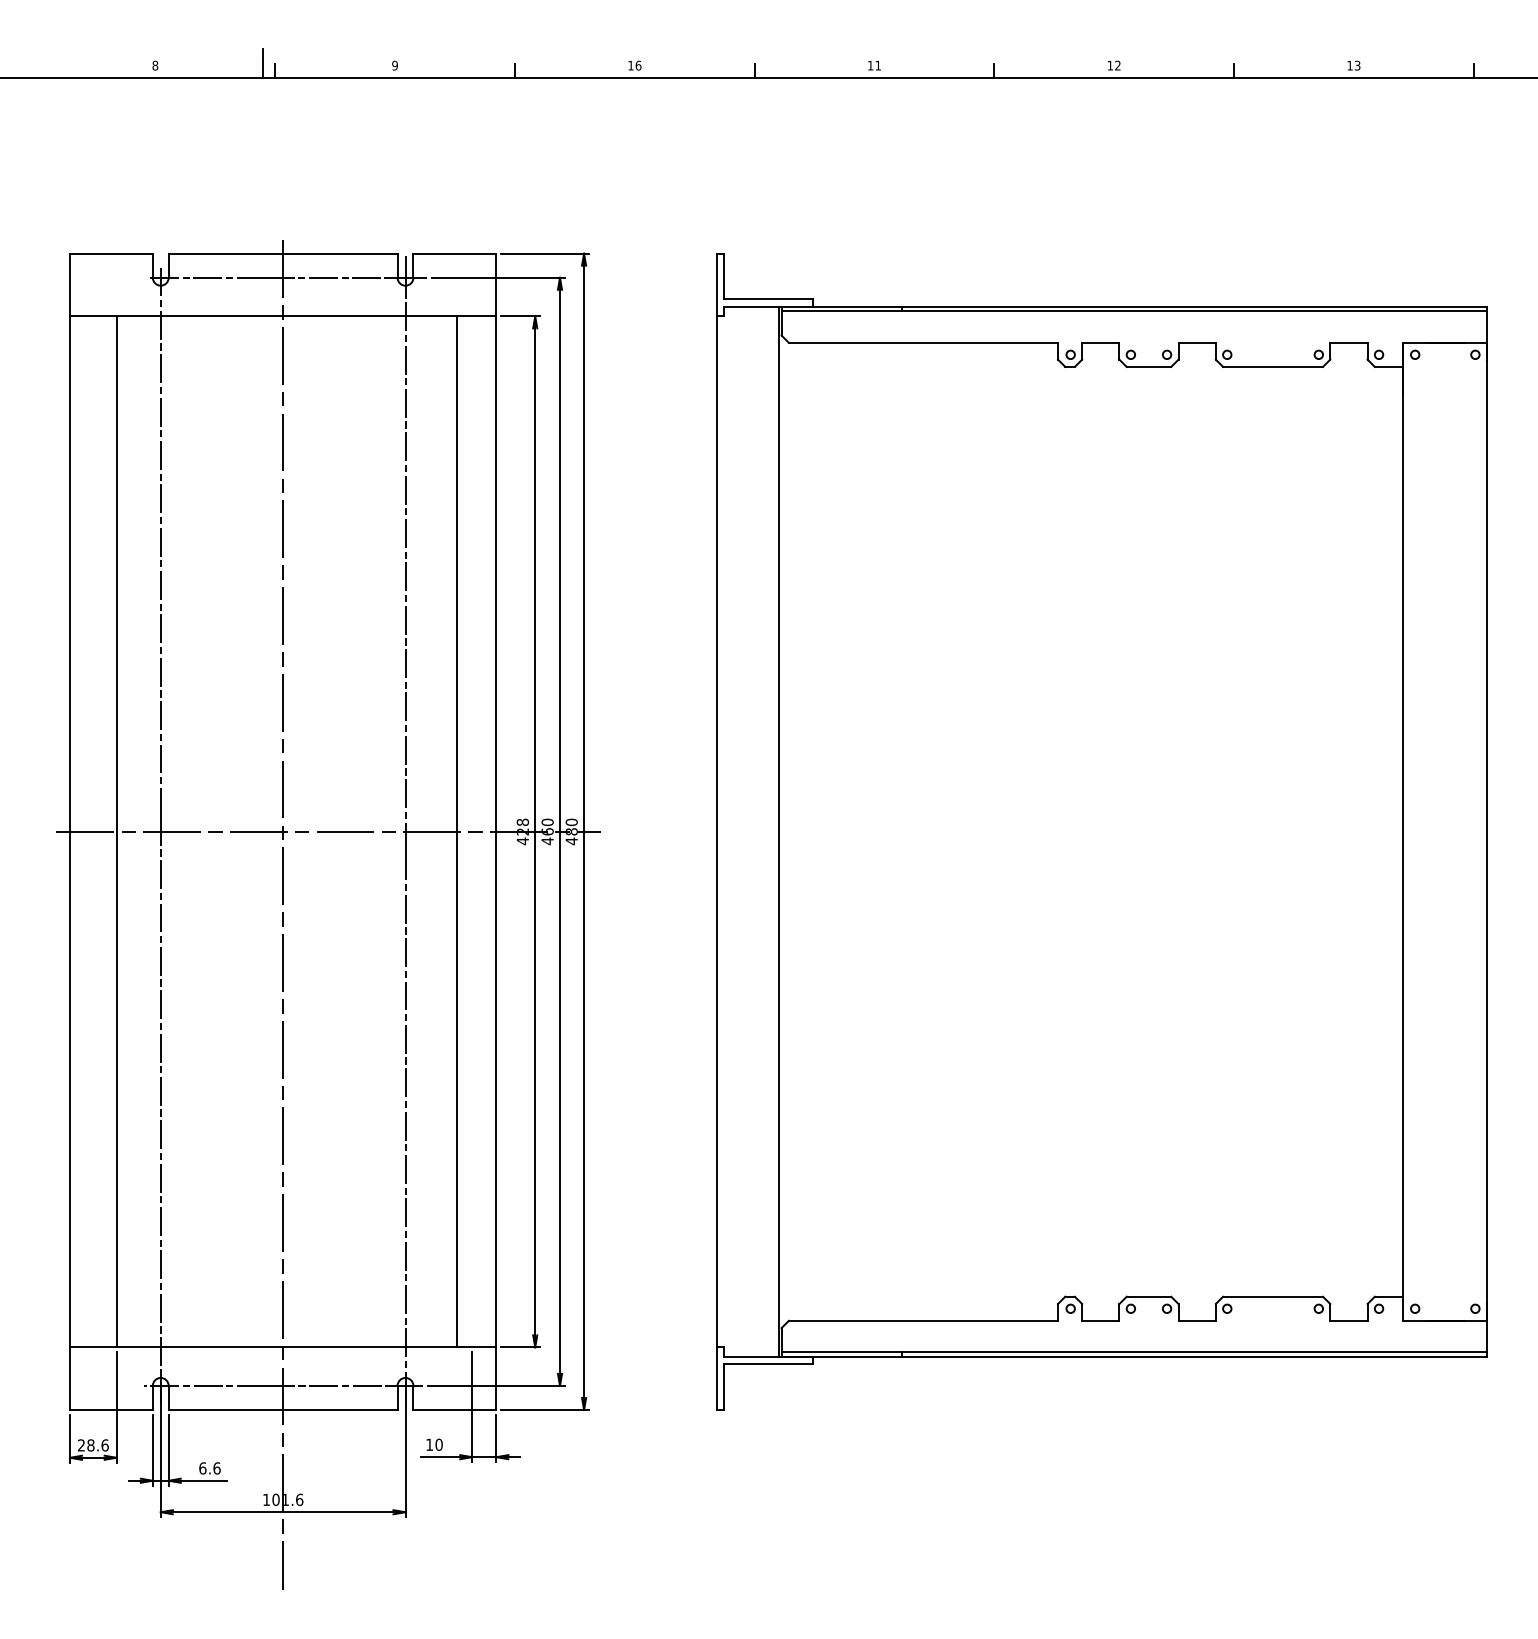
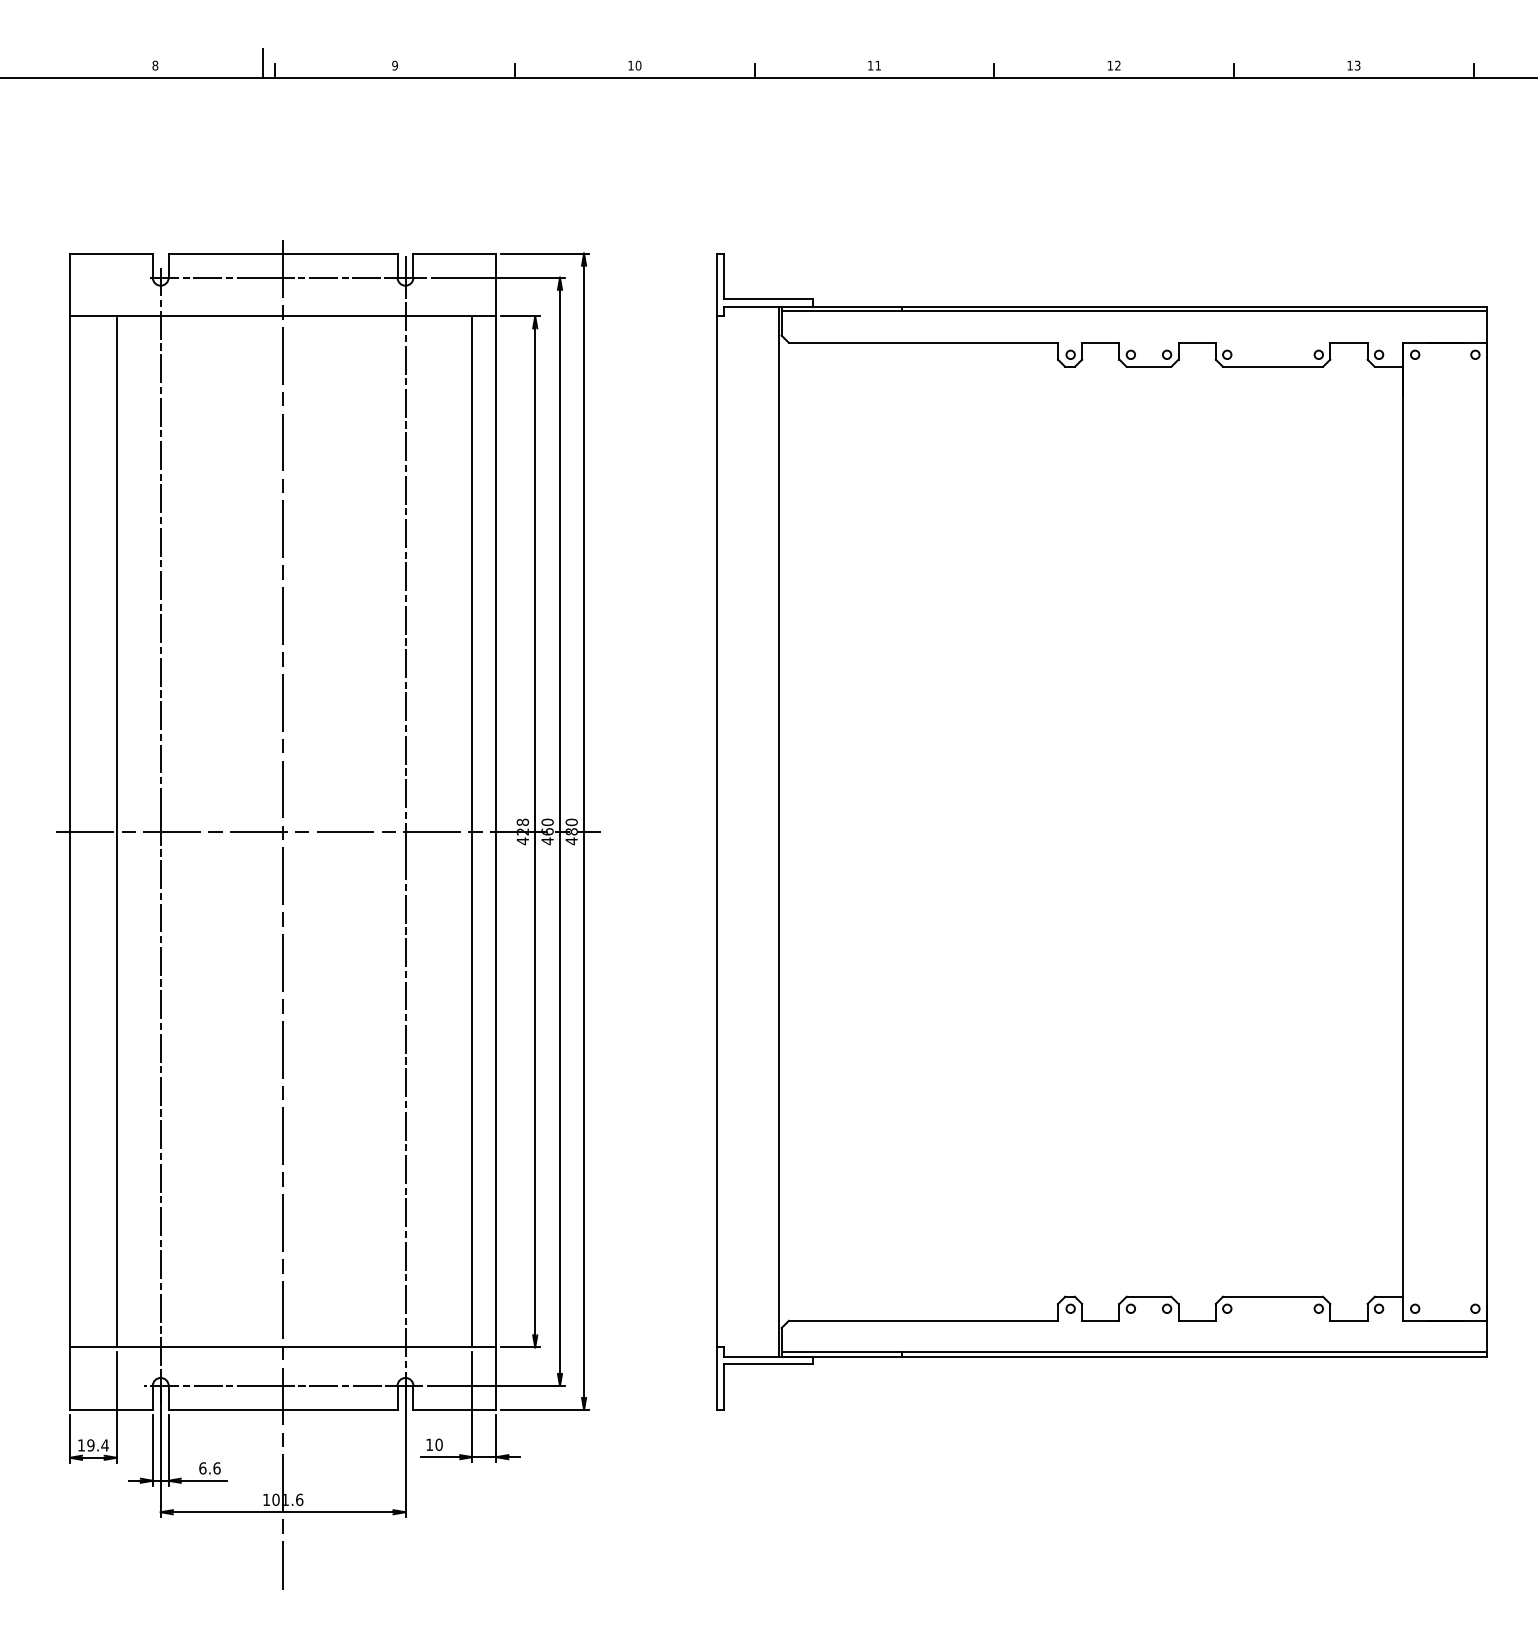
text: 16 -> 10 (638, 64)
line position: (457, 831) -> (472, 831) (472, 831)
text: 28.6 -> 19.4 (92, 1445)
